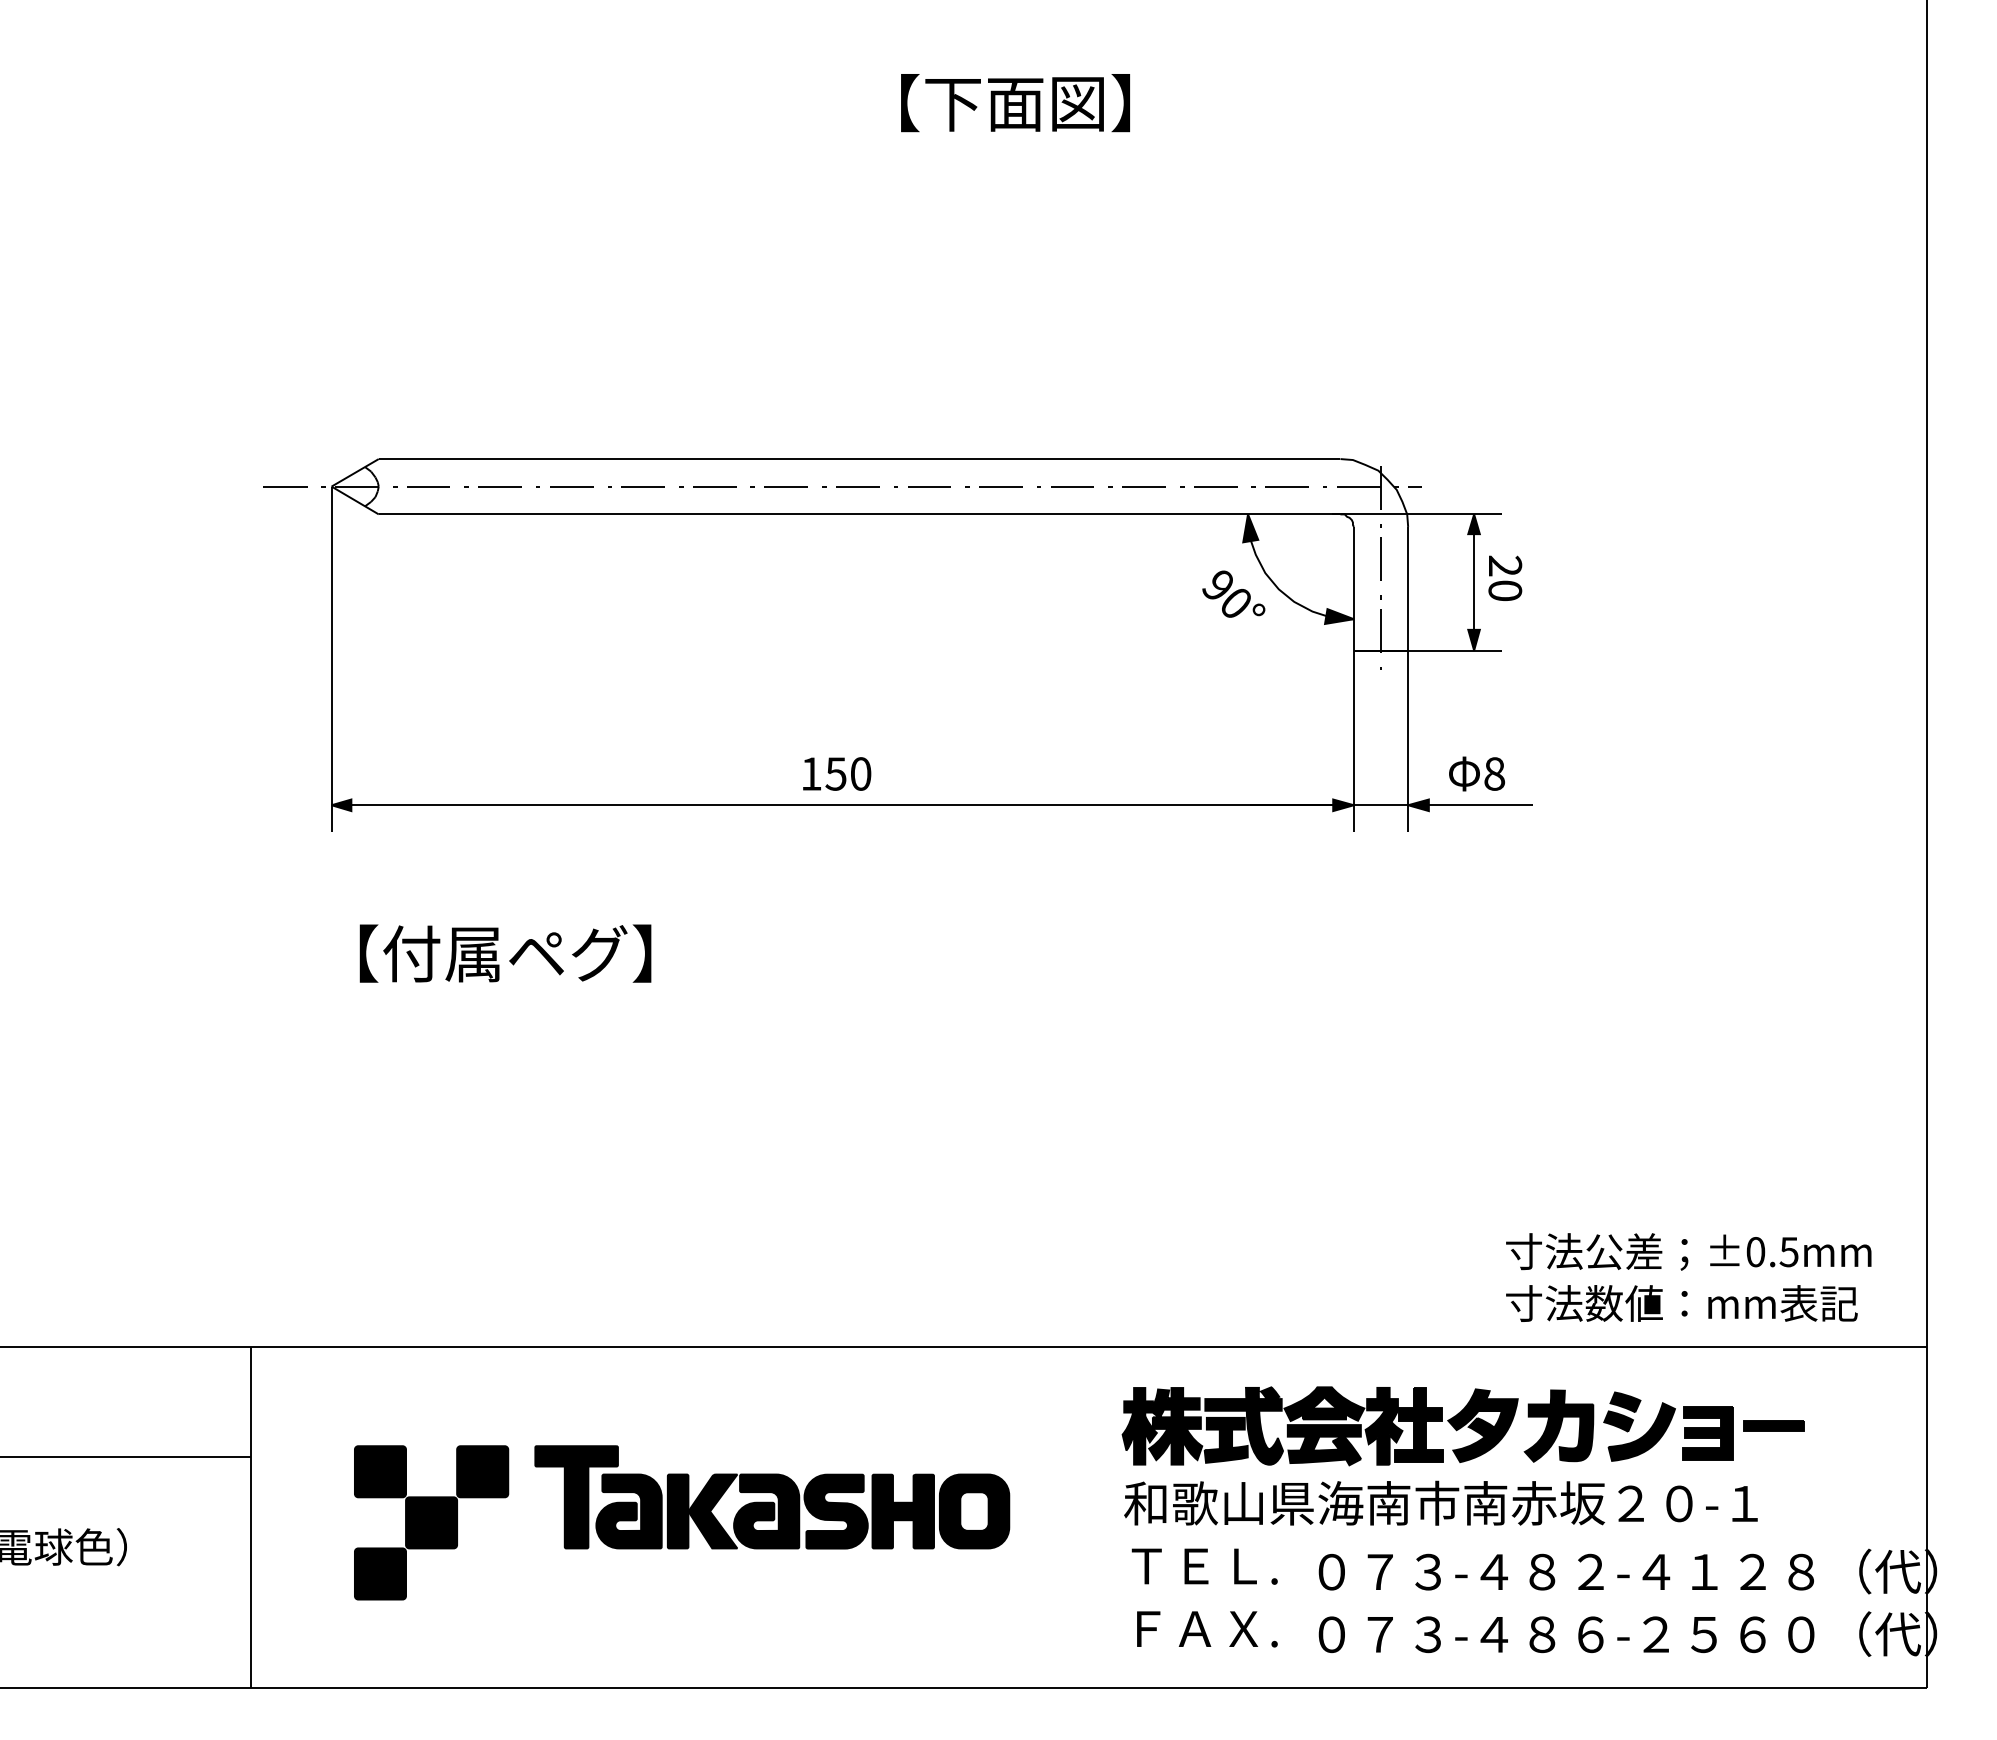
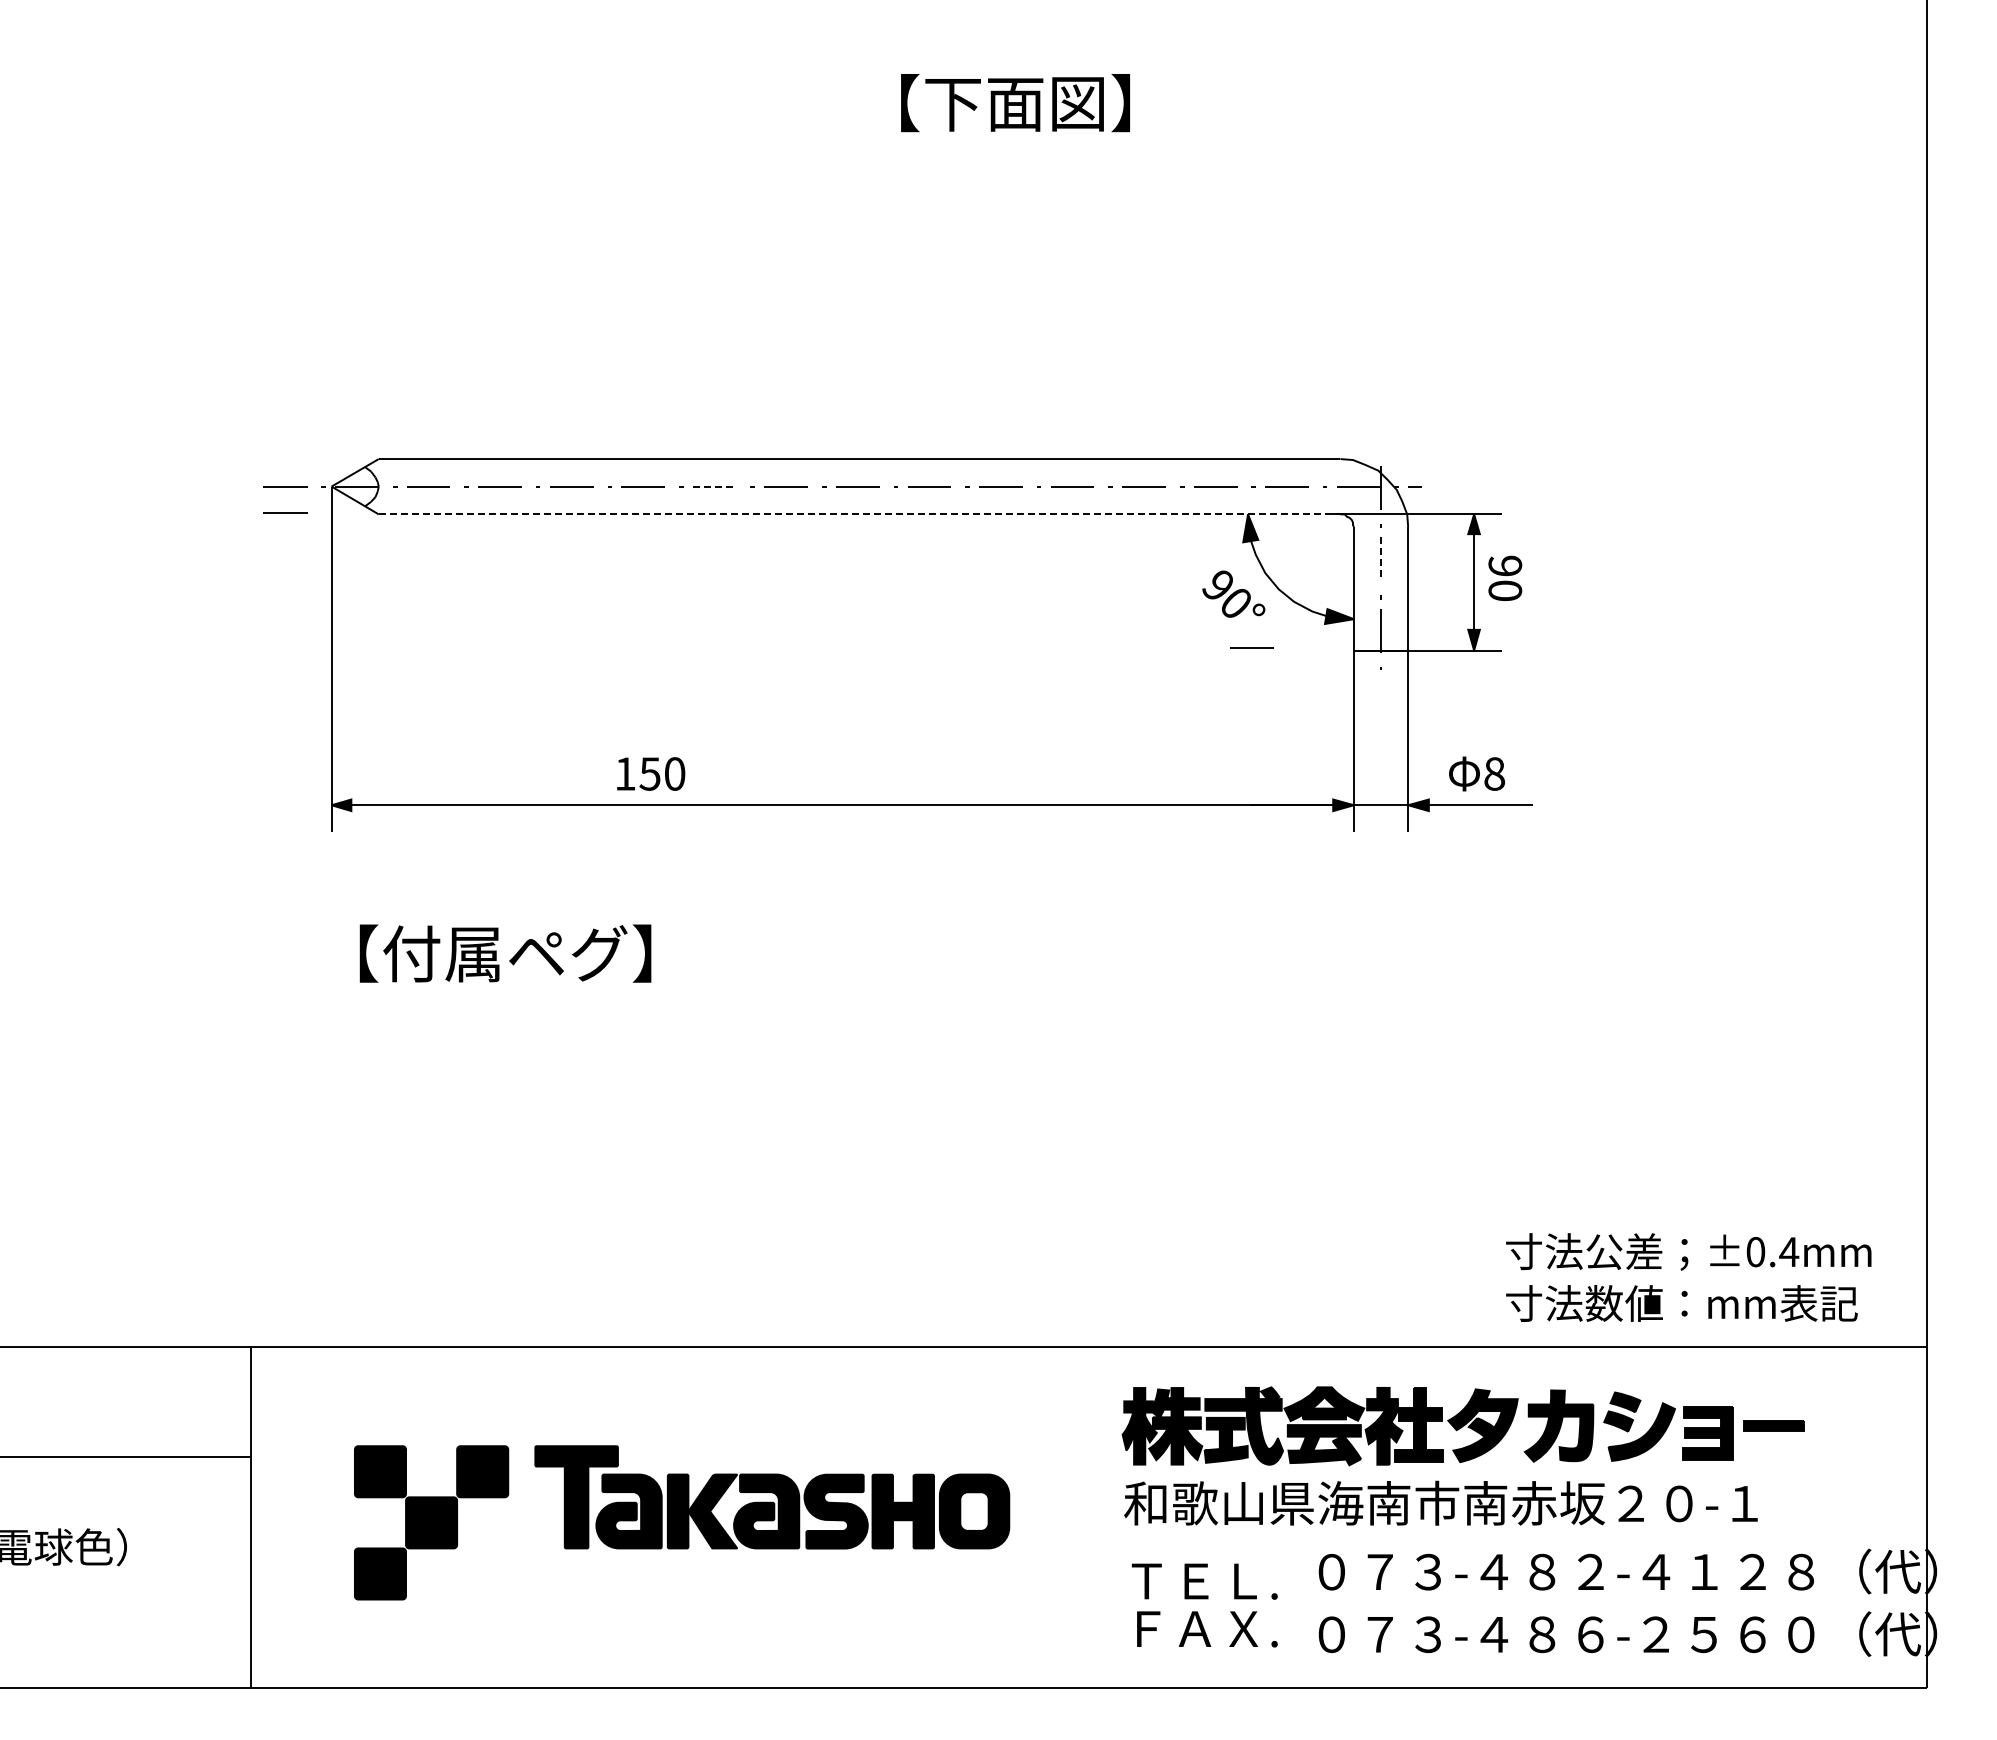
line: solid -> dashed (714, 486)
line: none -> present (285, 512)
line: solid -> dashed (859, 514)
line: solid -> dashed (1380, 559)
text: 20 -> 90 (1504, 565)
line: none -> present (1251, 647)
text position: (837, 773) -> (651, 773) (651, 773)
text: ±0.5mm -> ±0.4mm (1789, 1252)
text position: (1204, 1566) -> (1204, 1581) (1204, 1581)
